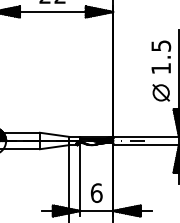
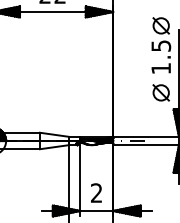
part: none -> present (160, 25)
text: 6 -> 2 (96, 192)
